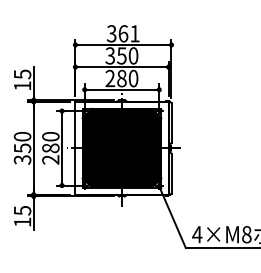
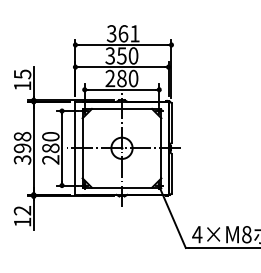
text: 350 -> 398 (22, 142)
hatch: present -> none (121, 147)
text: 15 -> 12 (22, 210)
